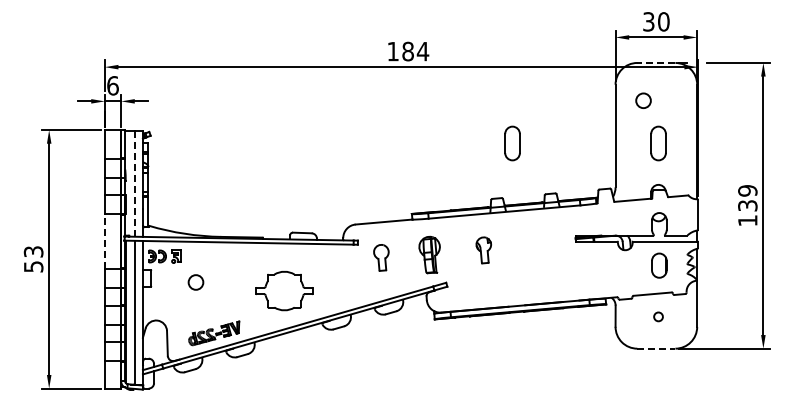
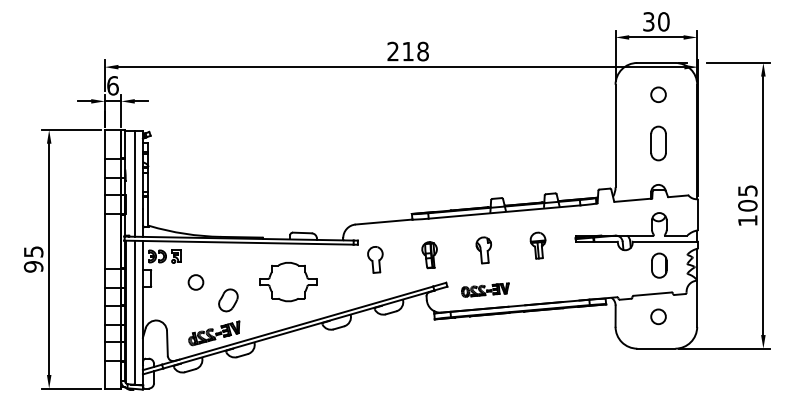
text: 184 -> 218 (408, 51)
line: dashed -> solid (655, 62)
circle position: (643, 100) -> (658, 94) (658, 94)
part: present -> none (512, 143)
line: dashed -> solid (135, 184)
text: 139 -> 105 (747, 198)
line: dashed -> solid (104, 241)
part: none -> present (537, 245)
part size: 23x40 px -> 17x29 px (429, 255)
part position: (381, 257) -> (375, 259) (375, 259)
text: 53 -> 95 (33, 259)
part: none -> present (485, 289)
part position: (284, 291) -> (288, 282) (288, 282)
part: none -> present (228, 300)
circle size: 11x12 px -> 17x18 px (658, 316)
line: dashed -> solid (656, 348)
